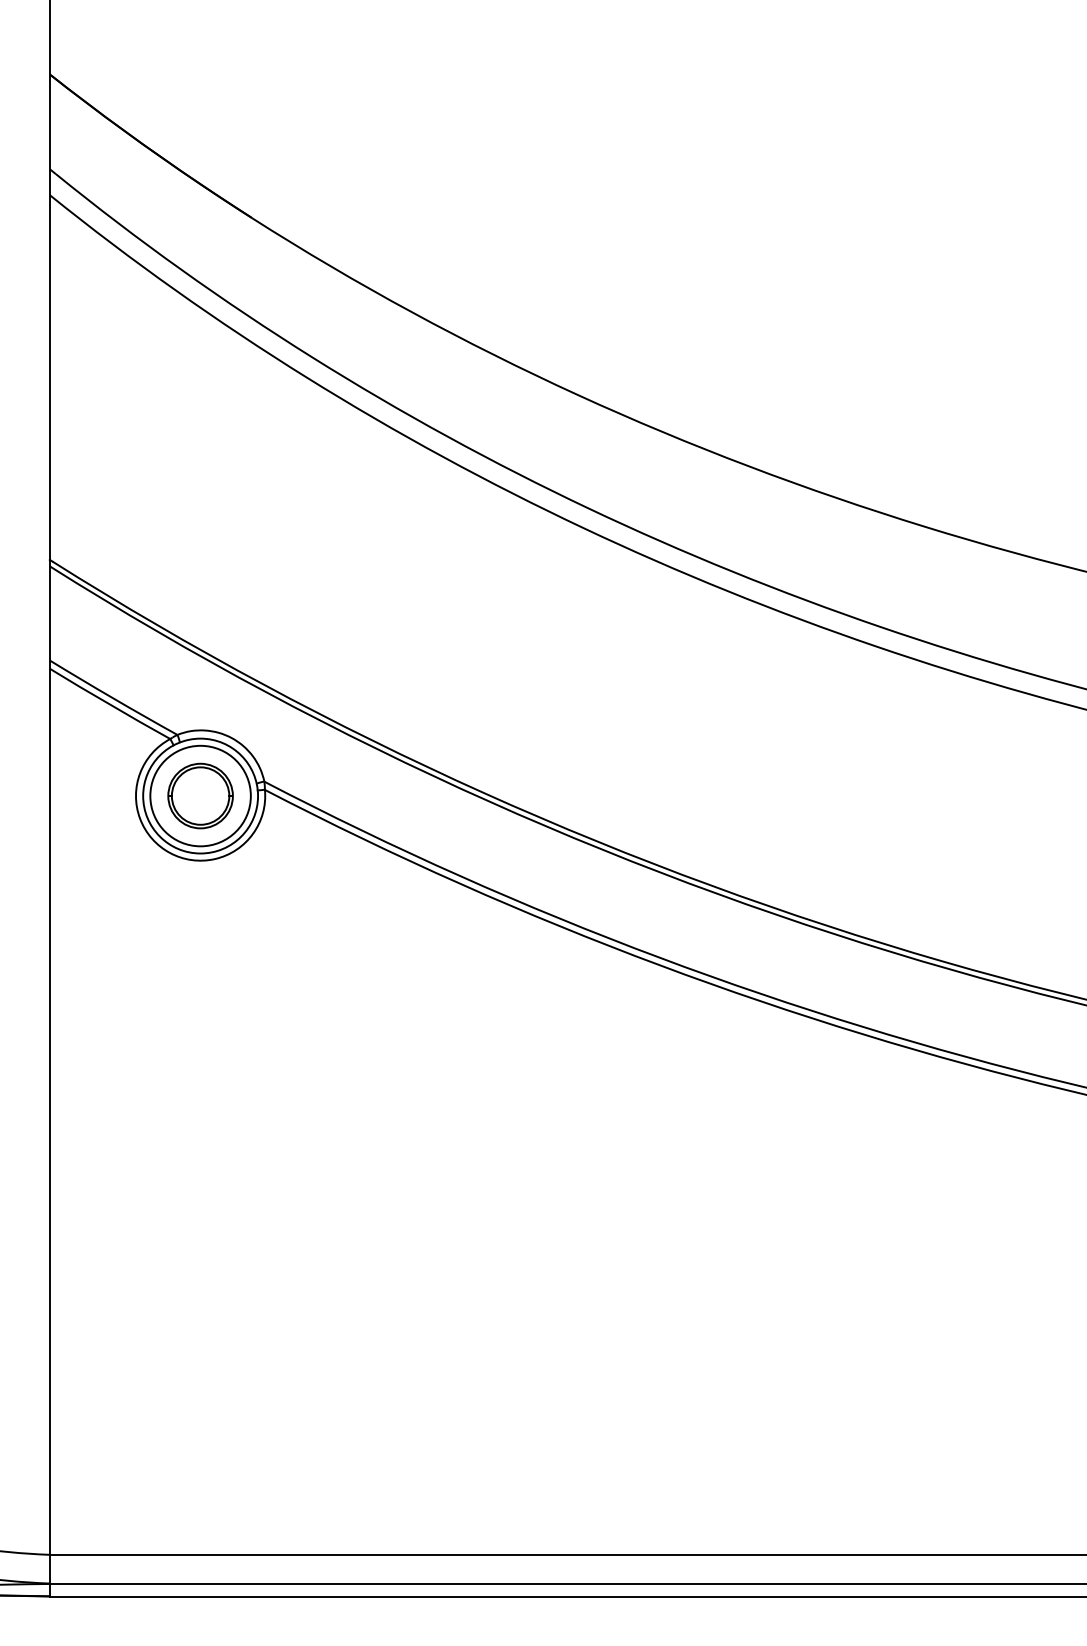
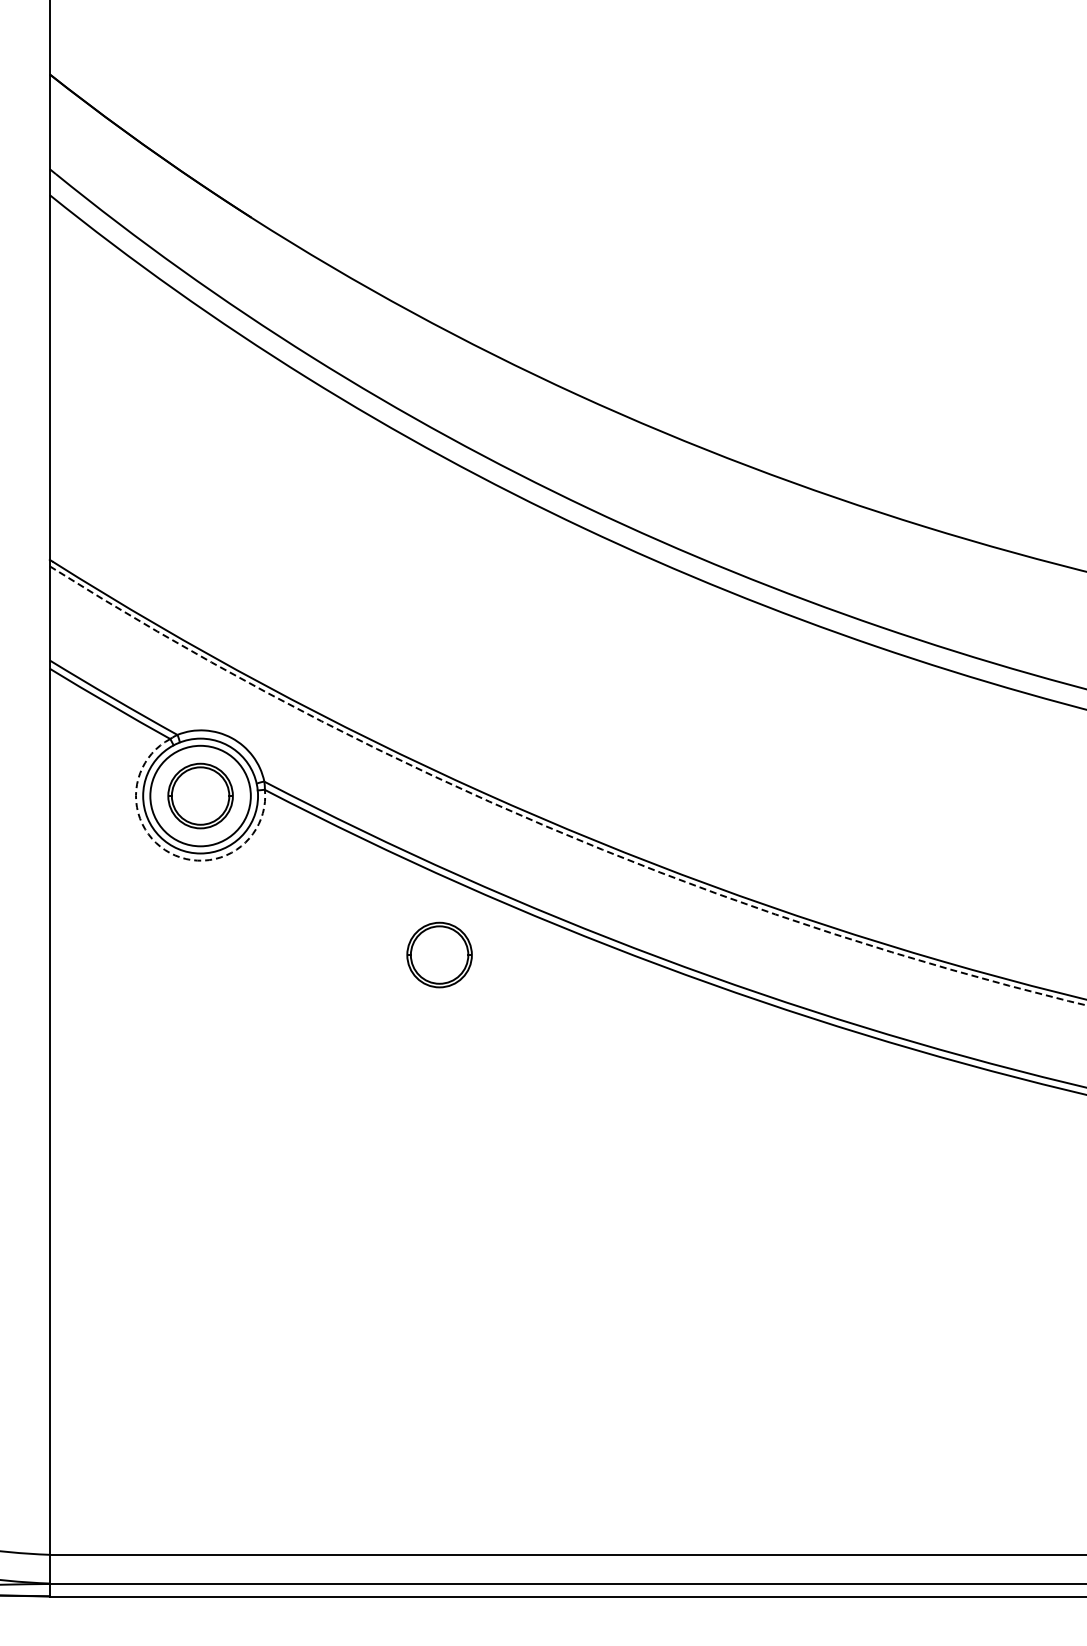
arc: solid -> dashed (551, 828)
arc: solid -> dashed (170, 852)
part: none -> present (439, 954)
